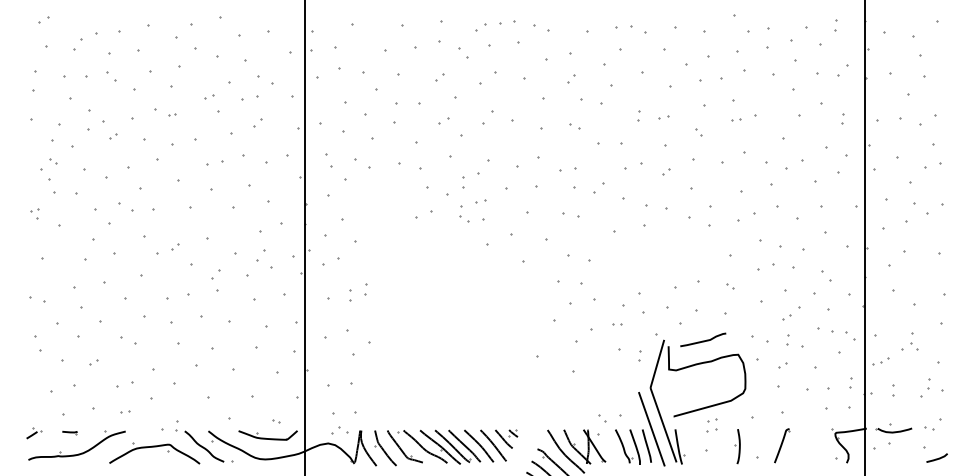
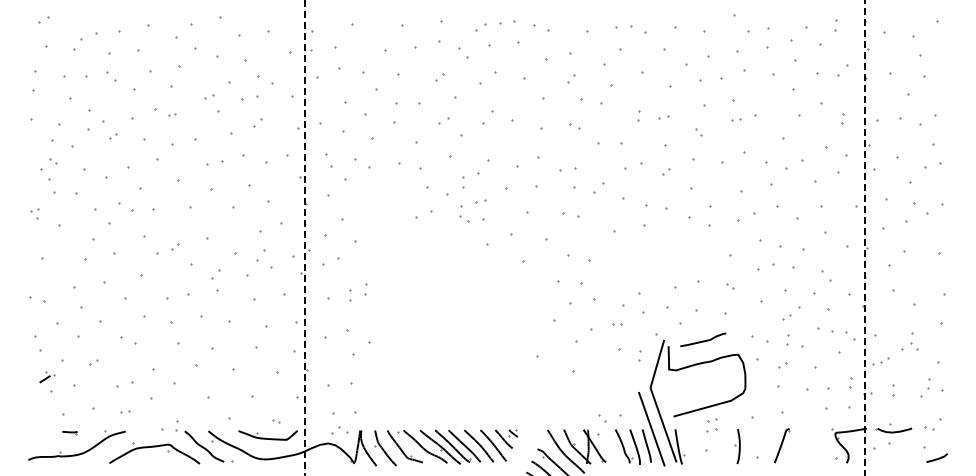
line: solid -> dashed (304, 237)
line: solid -> dashed (865, 238)
part position: (34, 433) -> (47, 377) (47, 377)
